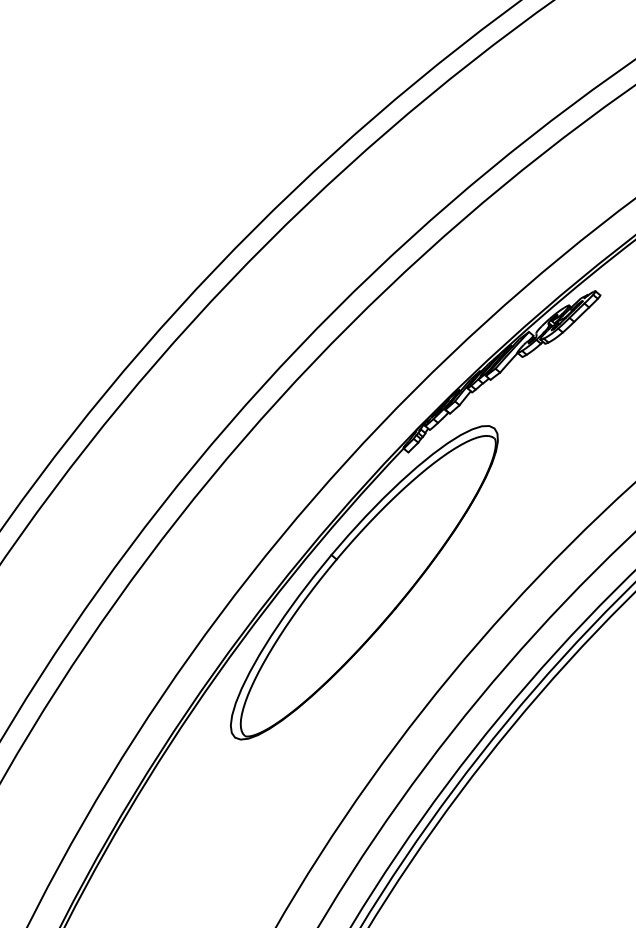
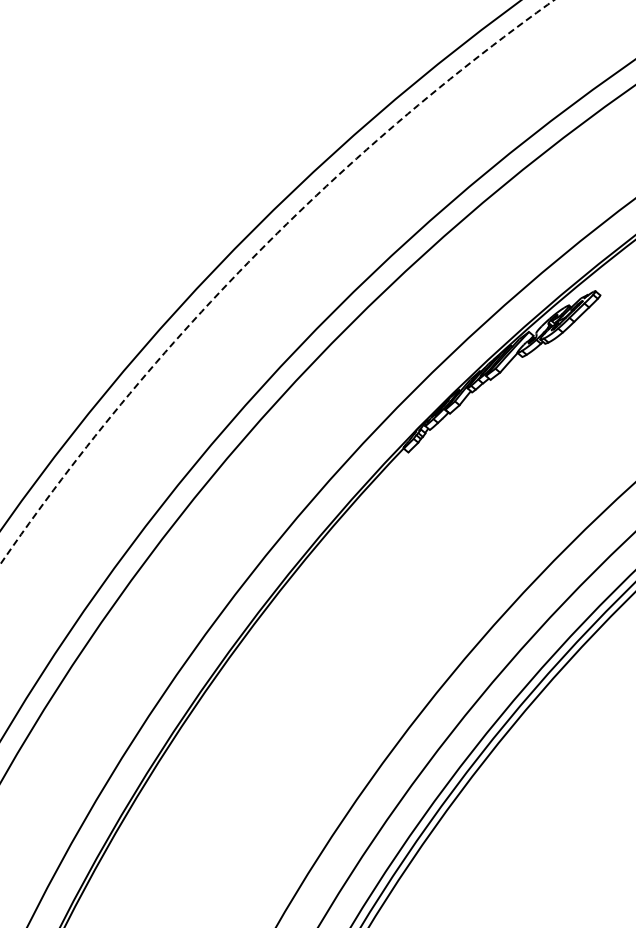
circle: solid -> dashed (277, 282)
part: present -> none (363, 582)
